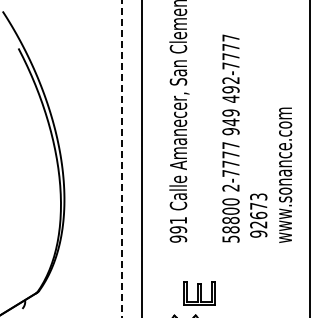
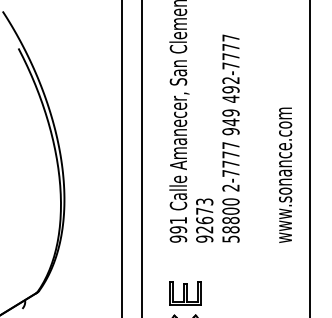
line: dashed -> solid (122, 159)
text position: (258, 215) -> (204, 220) (204, 220)
part position: (199, 293) -> (185, 293) (185, 293)
